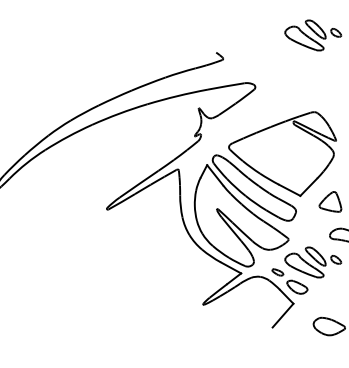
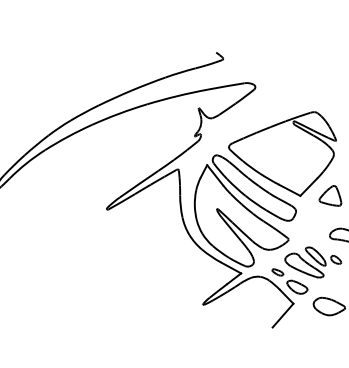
part: present -> none (313, 35)
part position: (330, 201) -> (330, 195) (330, 195)
part position: (328, 326) -> (328, 306) (328, 306)
